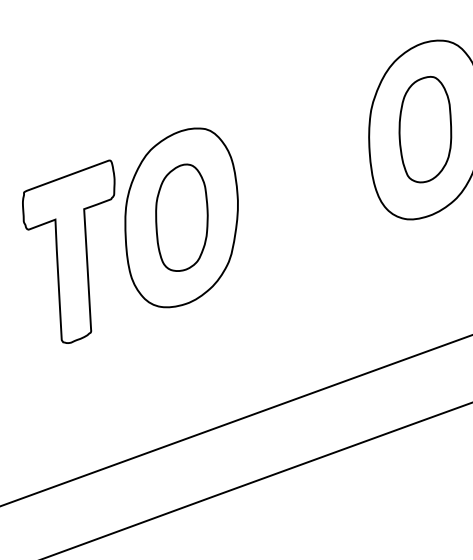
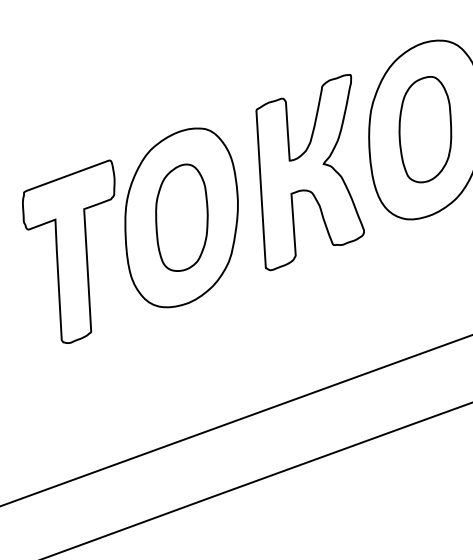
part: none -> present (309, 172)
